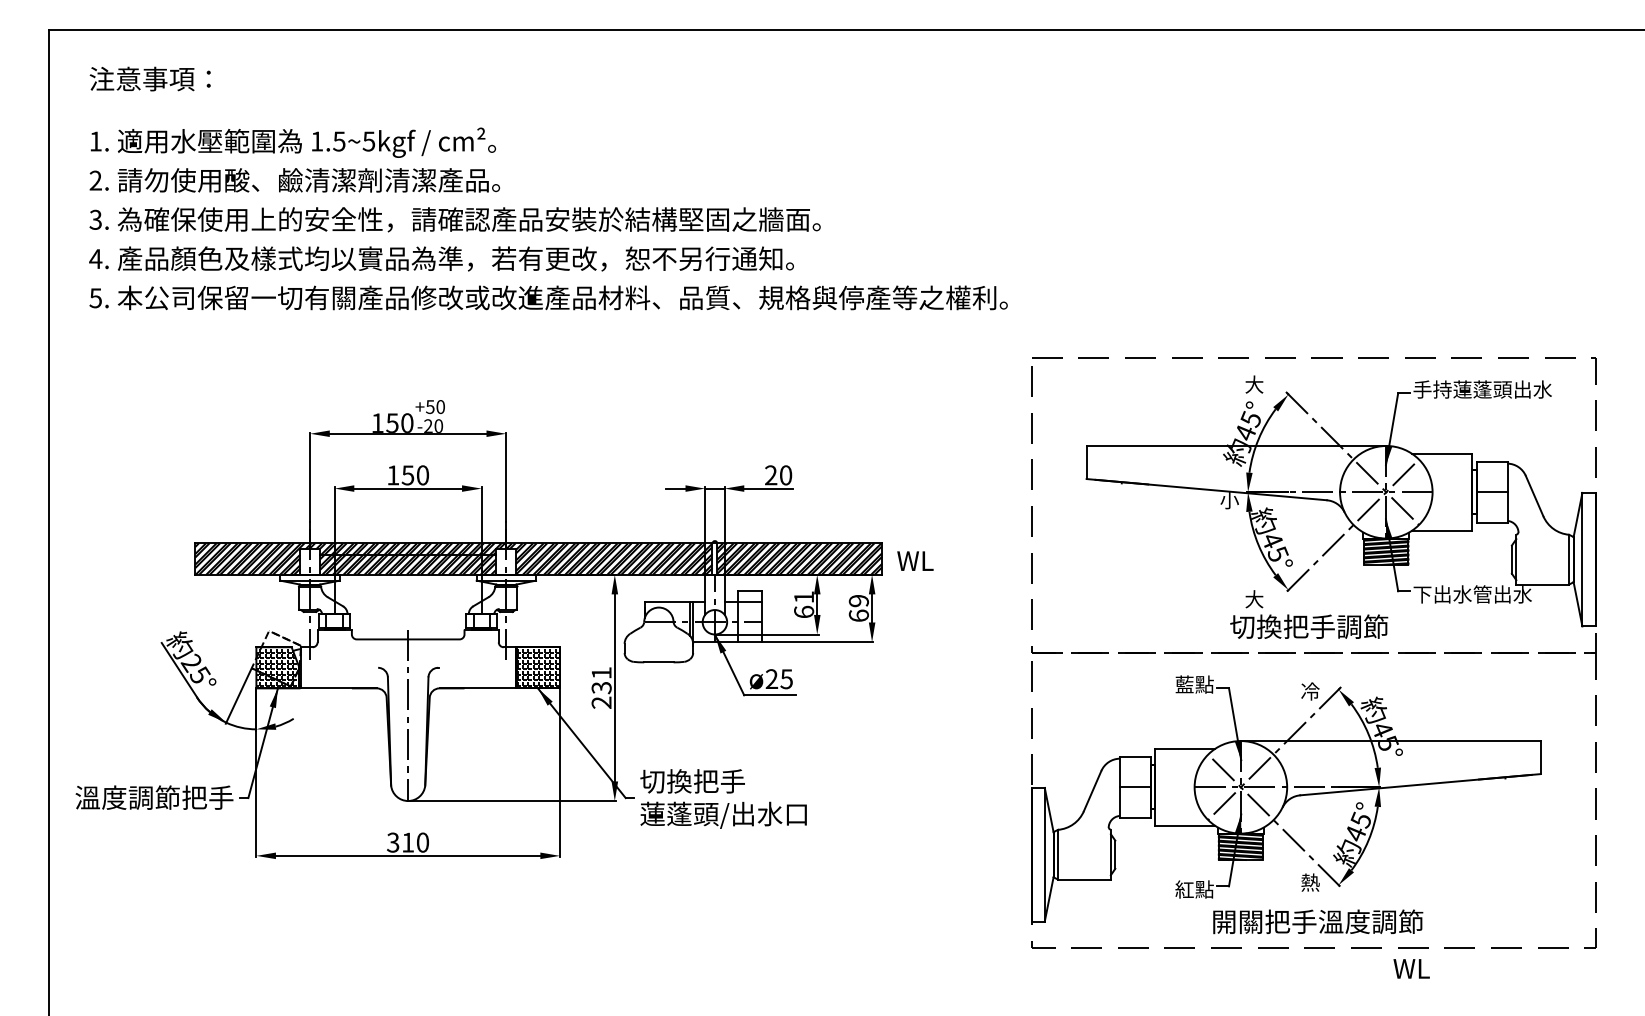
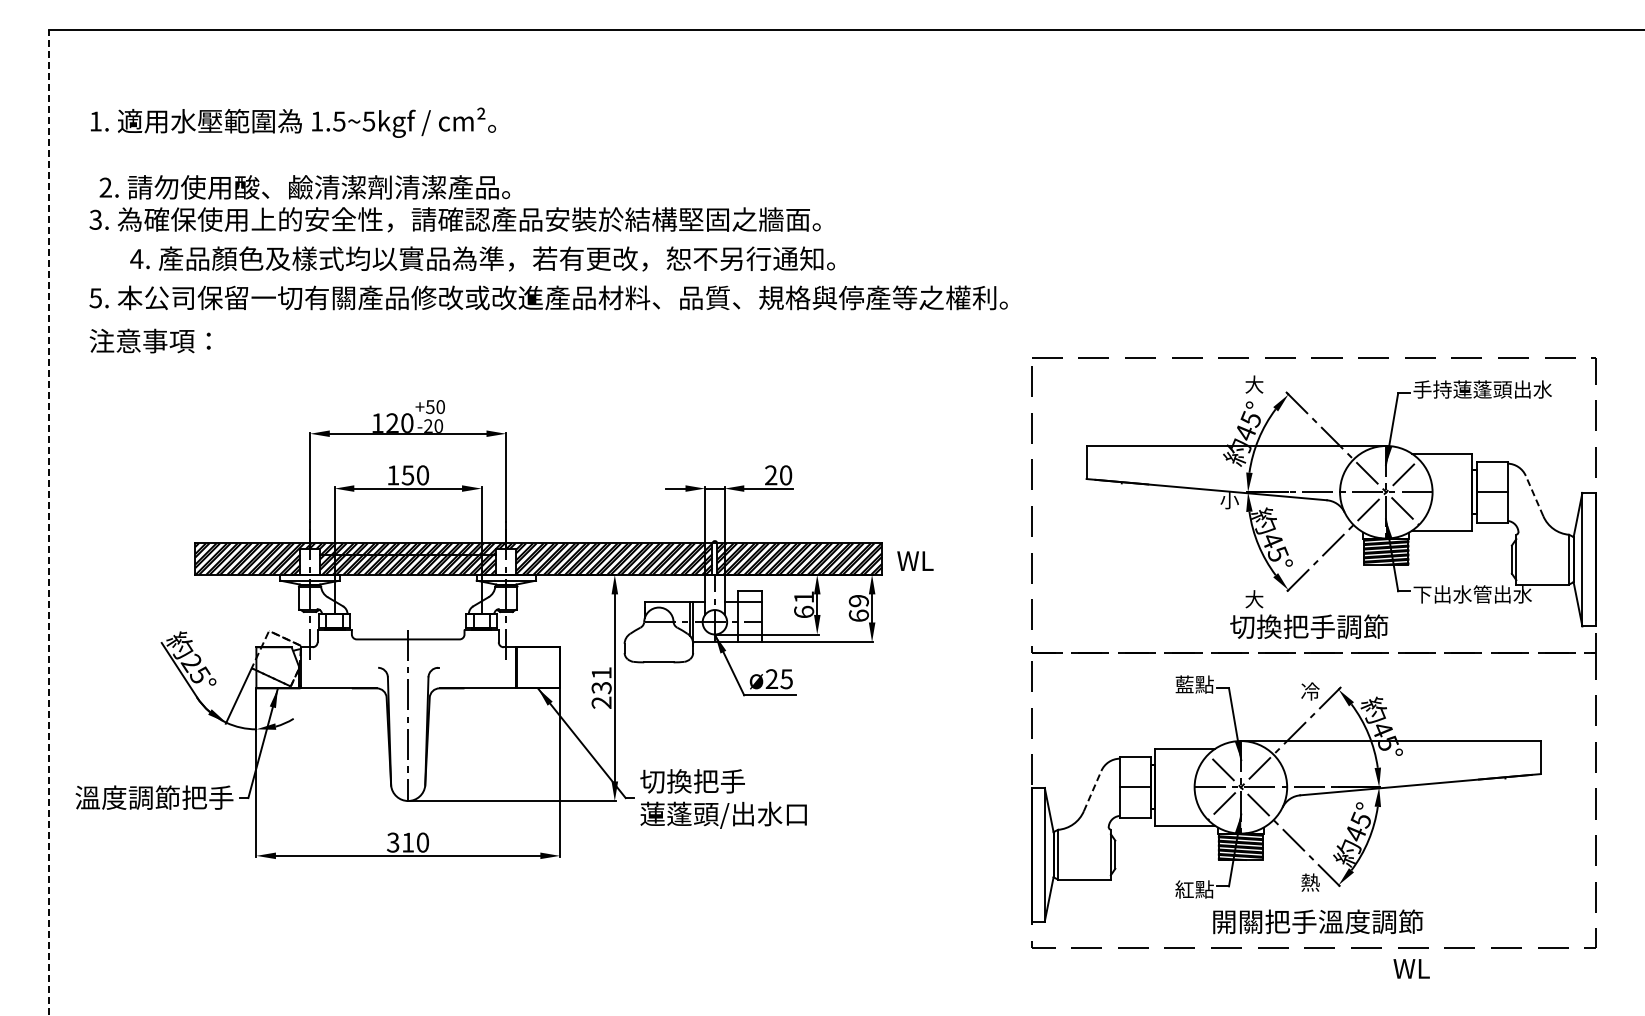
text position: (149, 78) -> (149, 340) (149, 340)
text position: (292, 142) -> (292, 122) (292, 122)
text position: (294, 180) -> (304, 187) (304, 187)
text position: (441, 258) -> (482, 258) (482, 258)
text: 150 -> 120 (392, 422)
line: solid -> dashed (1534, 496)
line: solid -> dashed (49, 522)
hatch: present -> none (277, 667)
hatch: present -> none (538, 667)
line: solid -> dashed (1092, 791)
